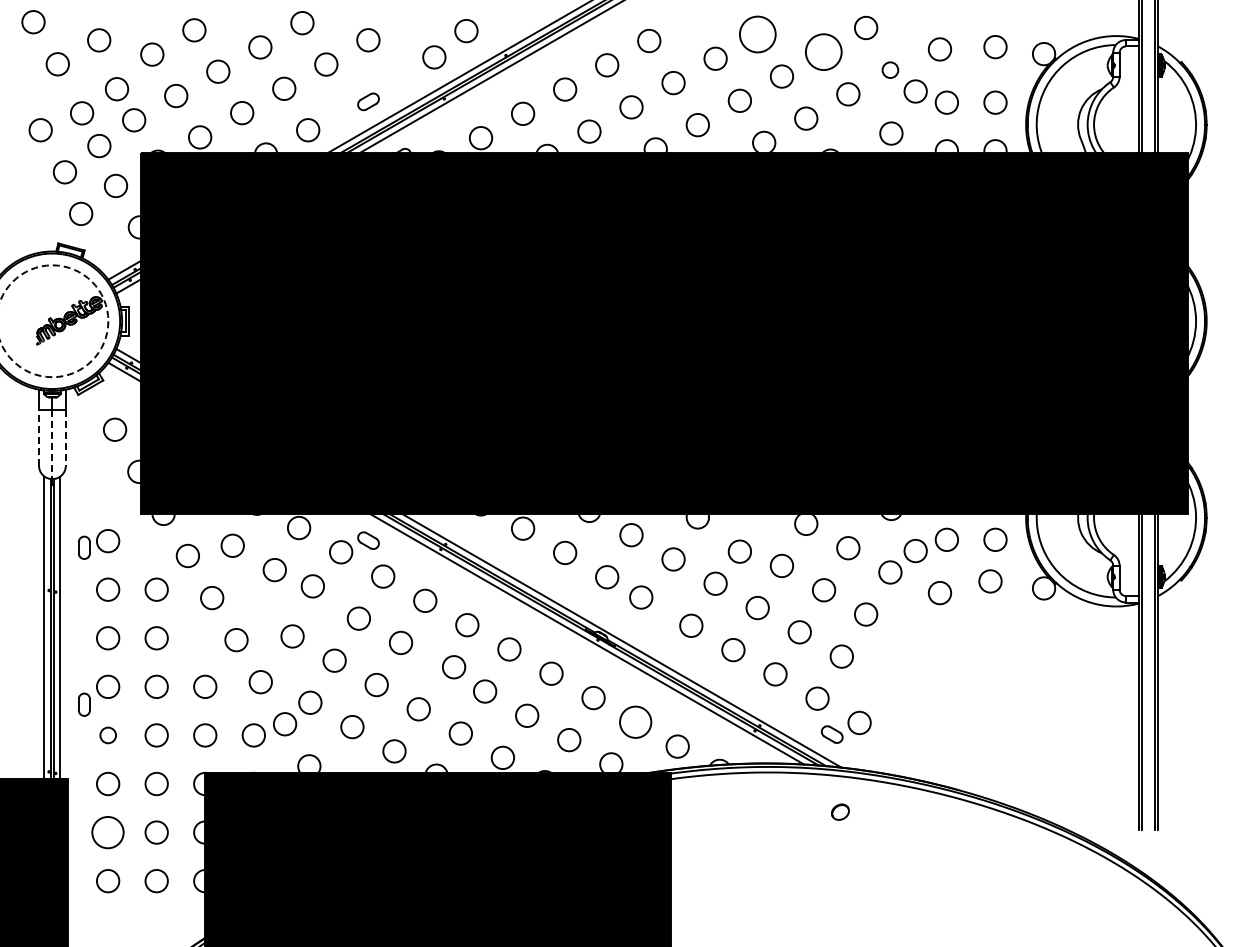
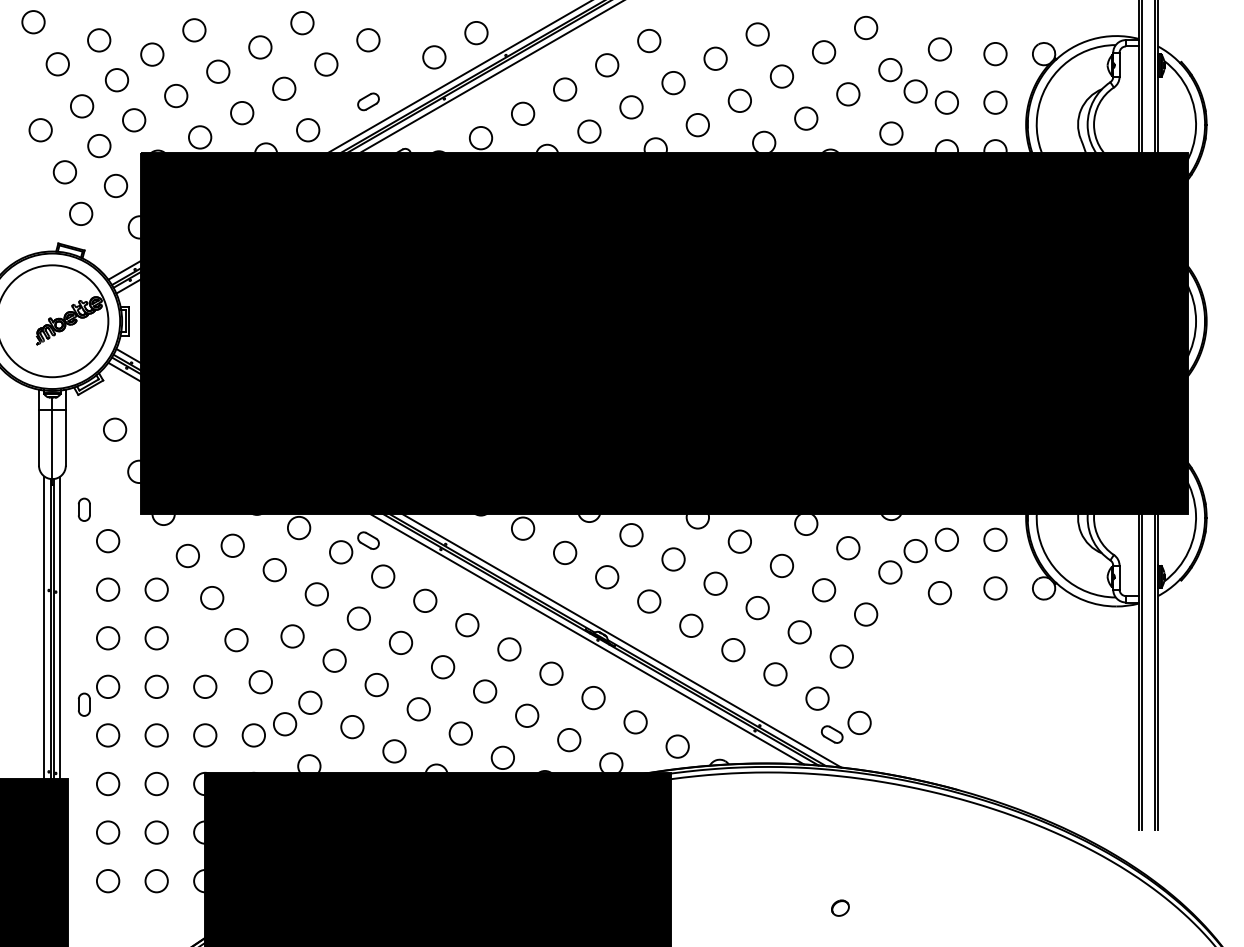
circle position: (466, 31) -> (476, 33) (476, 33)
circle size: 38x39 px -> 25x25 px (757, 34)
circle position: (995, 47) -> (995, 54) (995, 54)
circle size: 38x38 px -> 25x25 px (824, 52)
circle size: 19x18 px -> 25x25 px (890, 70)
circle position: (117, 89) -> (117, 80) (117, 80)
circle position: (82, 113) -> (82, 106) (82, 106)
circle: dashed -> solid (54, 321)
line: dashed -> solid (39, 438)
line: dashed -> solid (65, 438)
line: dashed -> solid (52, 445)
part position: (83, 547) -> (83, 509) (83, 509)
circle position: (739, 551) -> (739, 541) (739, 541)
circle position: (990, 581) -> (995, 588) (995, 588)
circle position: (312, 586) -> (316, 594) (316, 594)
circle position: (641, 597) -> (649, 601) (649, 601)
circle position: (454, 667) -> (443, 667) (443, 667)
circle size: 34x34 px -> 25x25 px (635, 722)
circle size: 18x19 px -> 25x25 px (108, 735)
part position: (840, 811) -> (840, 907) (840, 907)
circle size: 34x34 px -> 25x25 px (108, 832)
